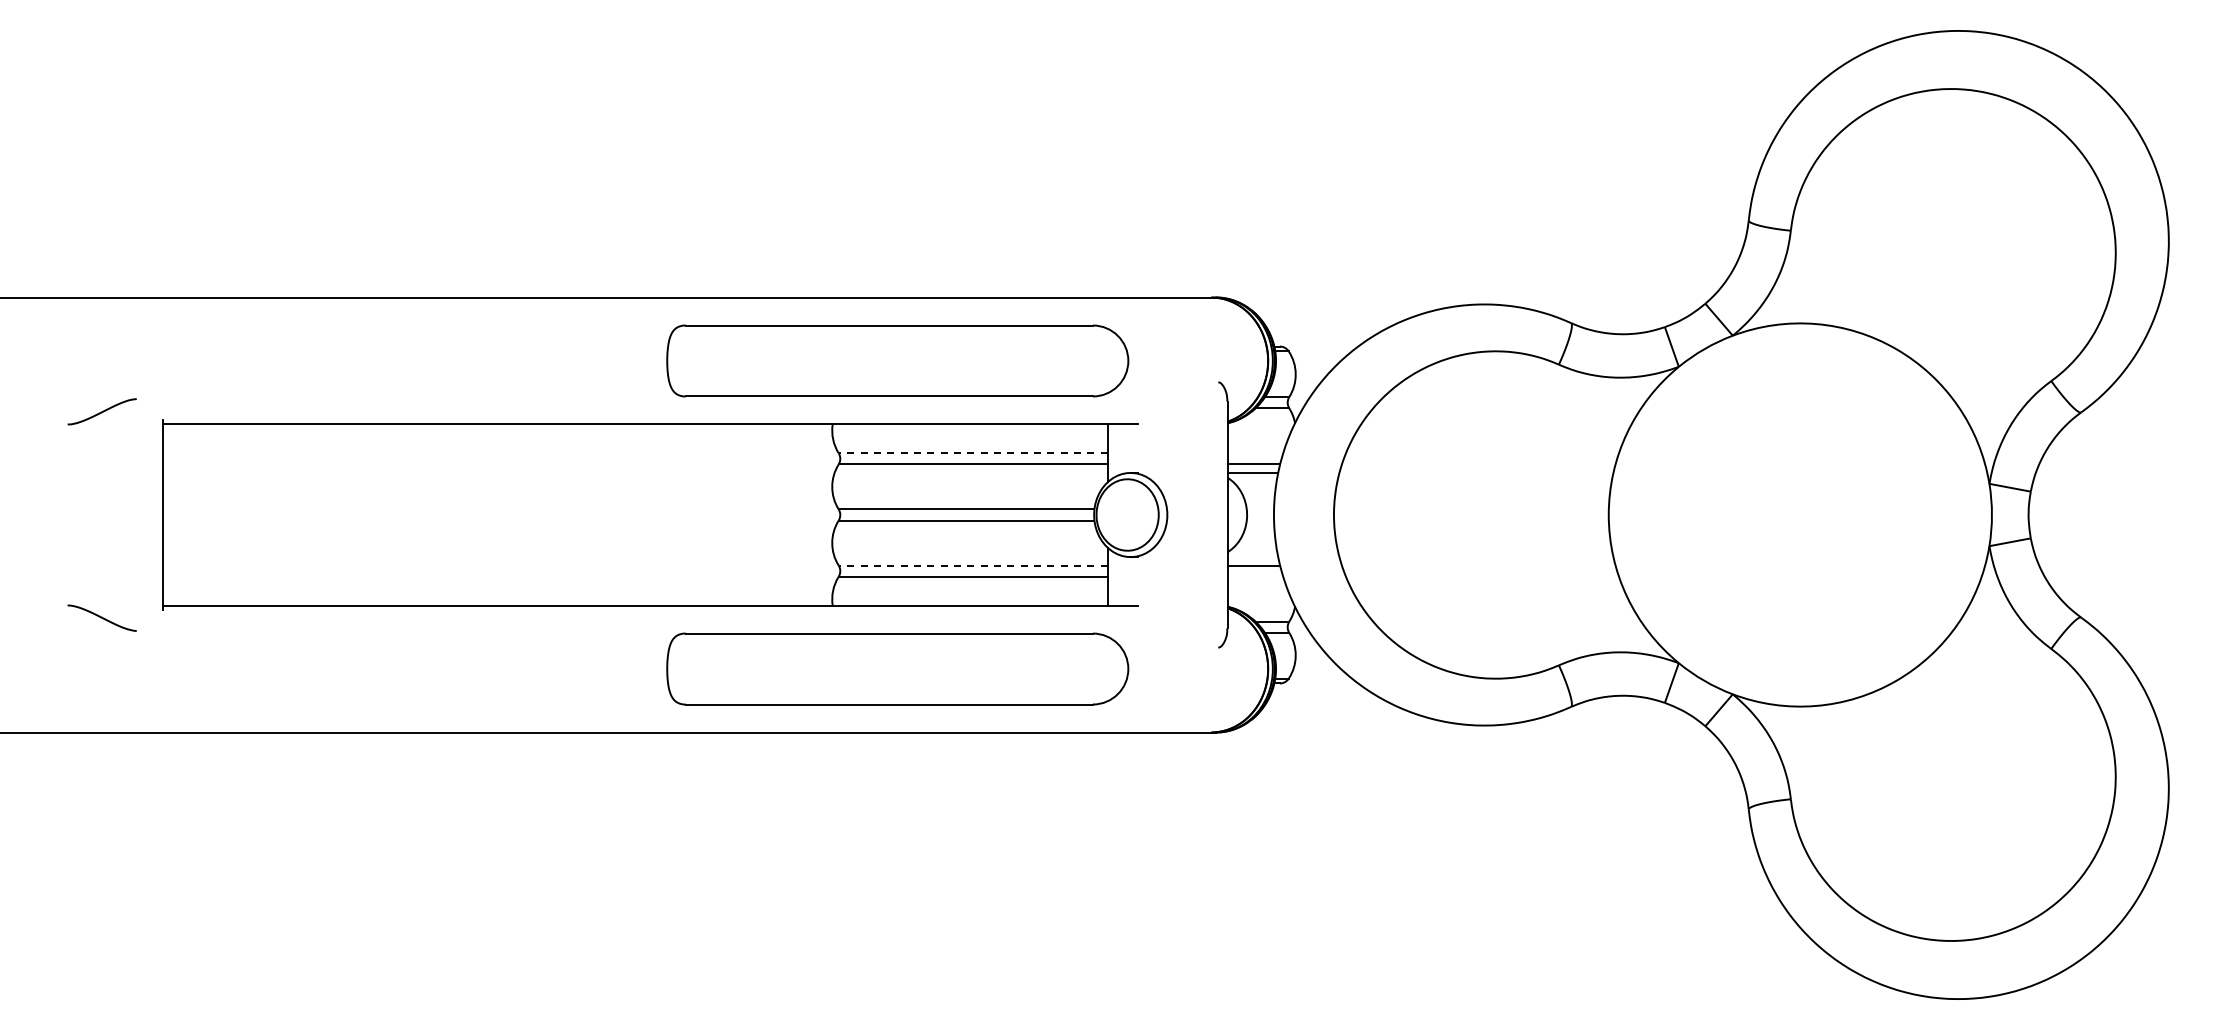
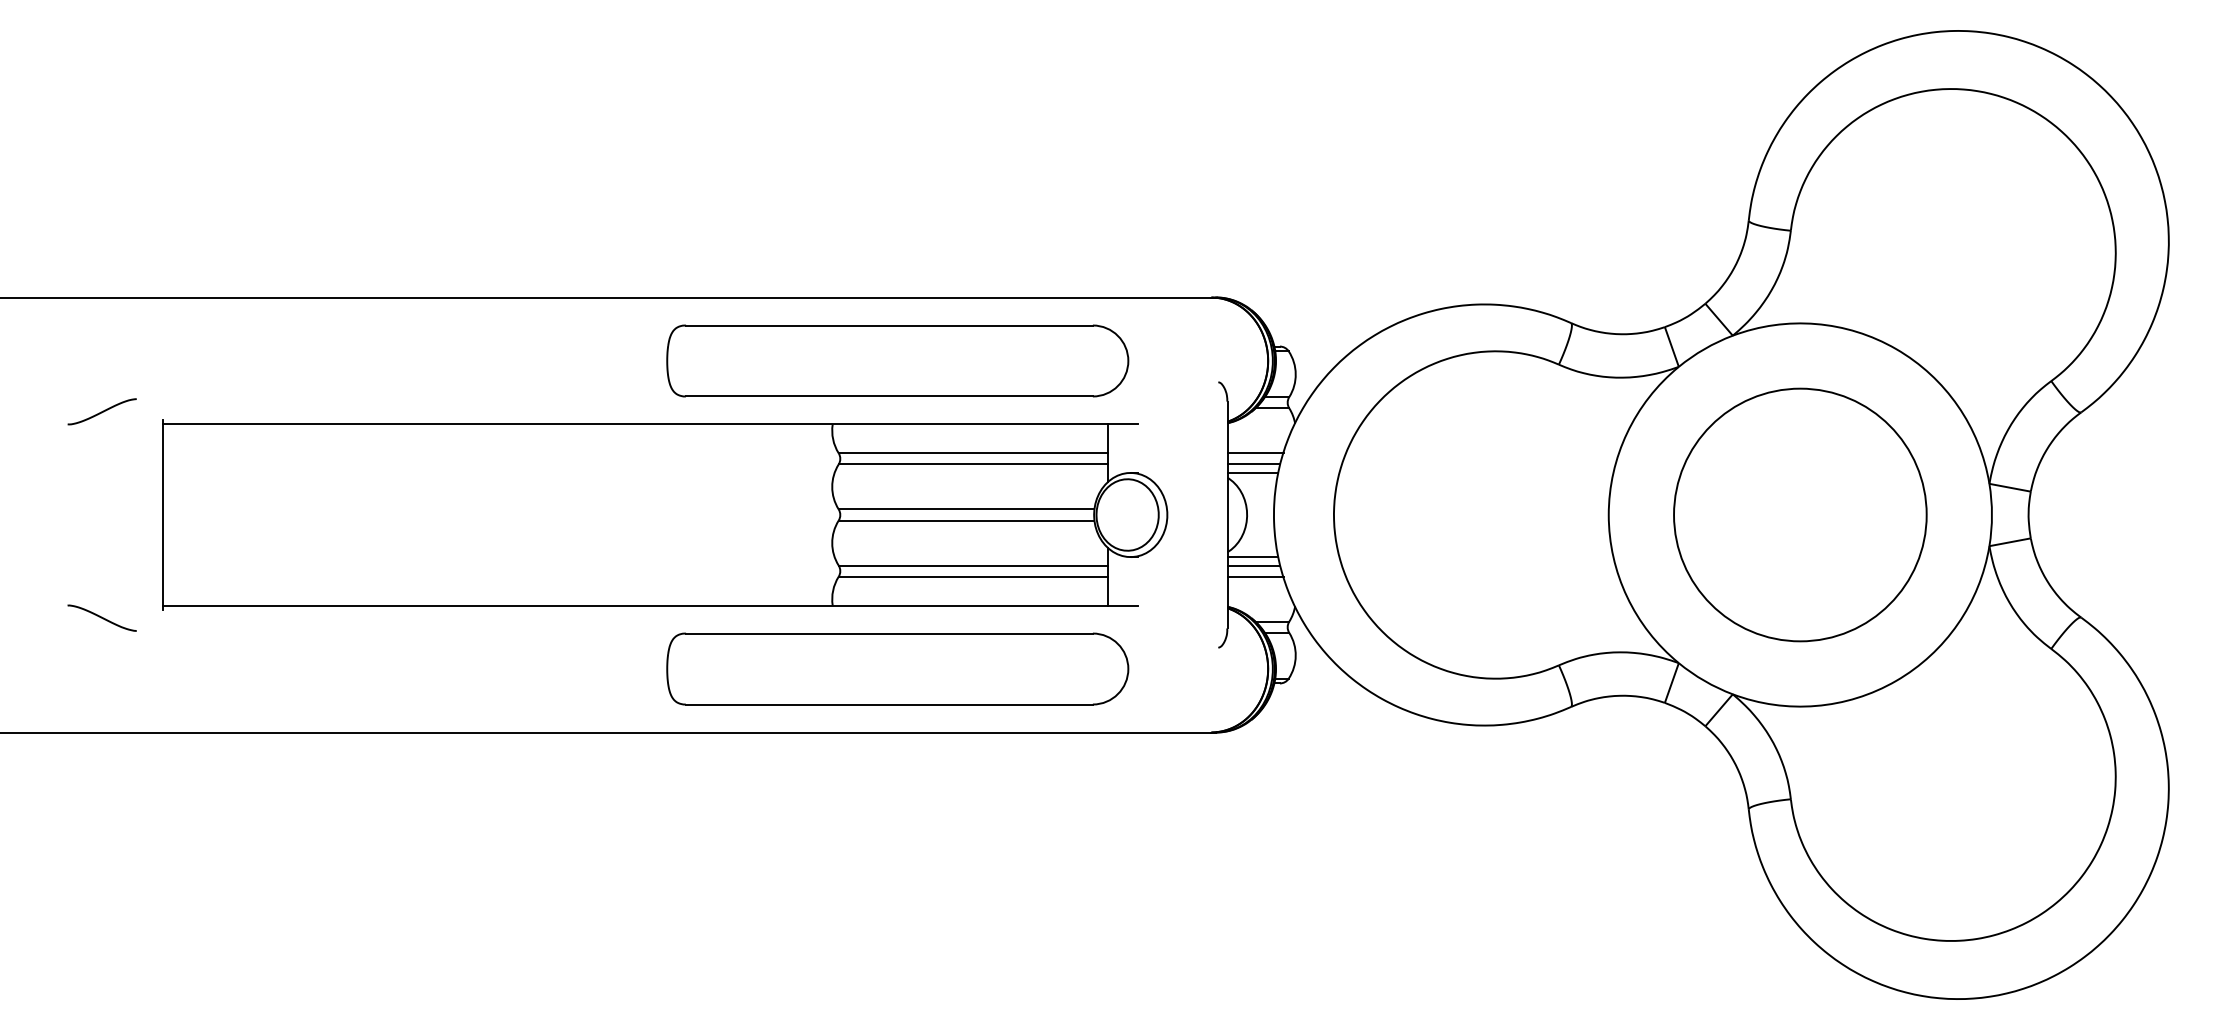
line: dashed -> solid (972, 453)
line: none -> present (1255, 453)
circle: none -> present (1800, 514)
line: none -> present (1252, 557)
line: dashed -> solid (972, 565)
line: none -> present (1255, 576)
